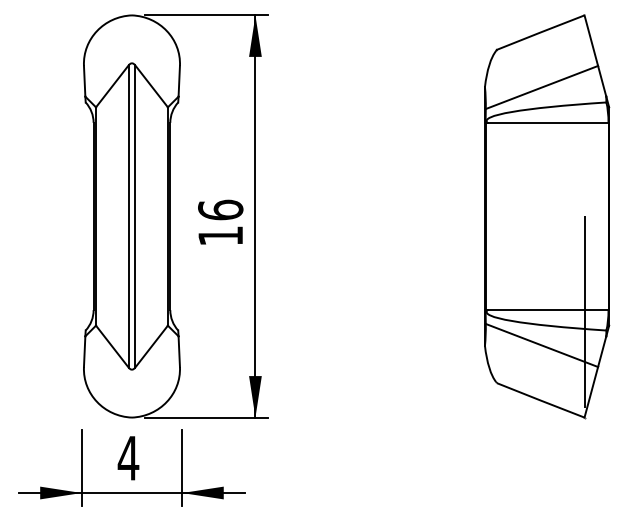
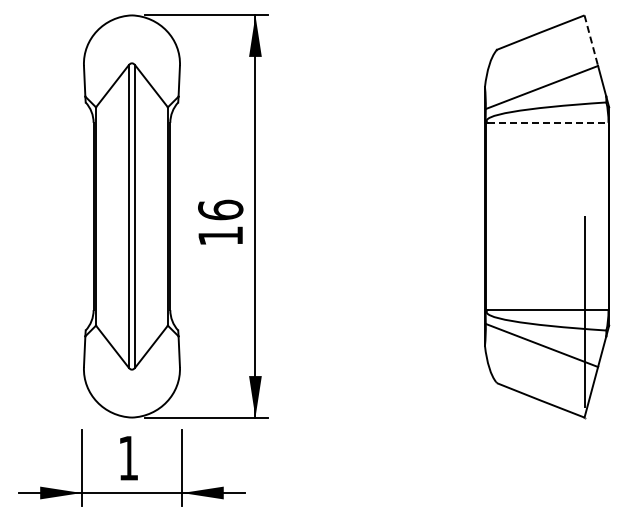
line: solid -> dashed (591, 41)
line: solid -> dashed (548, 122)
text: 4 -> 1 (128, 458)
